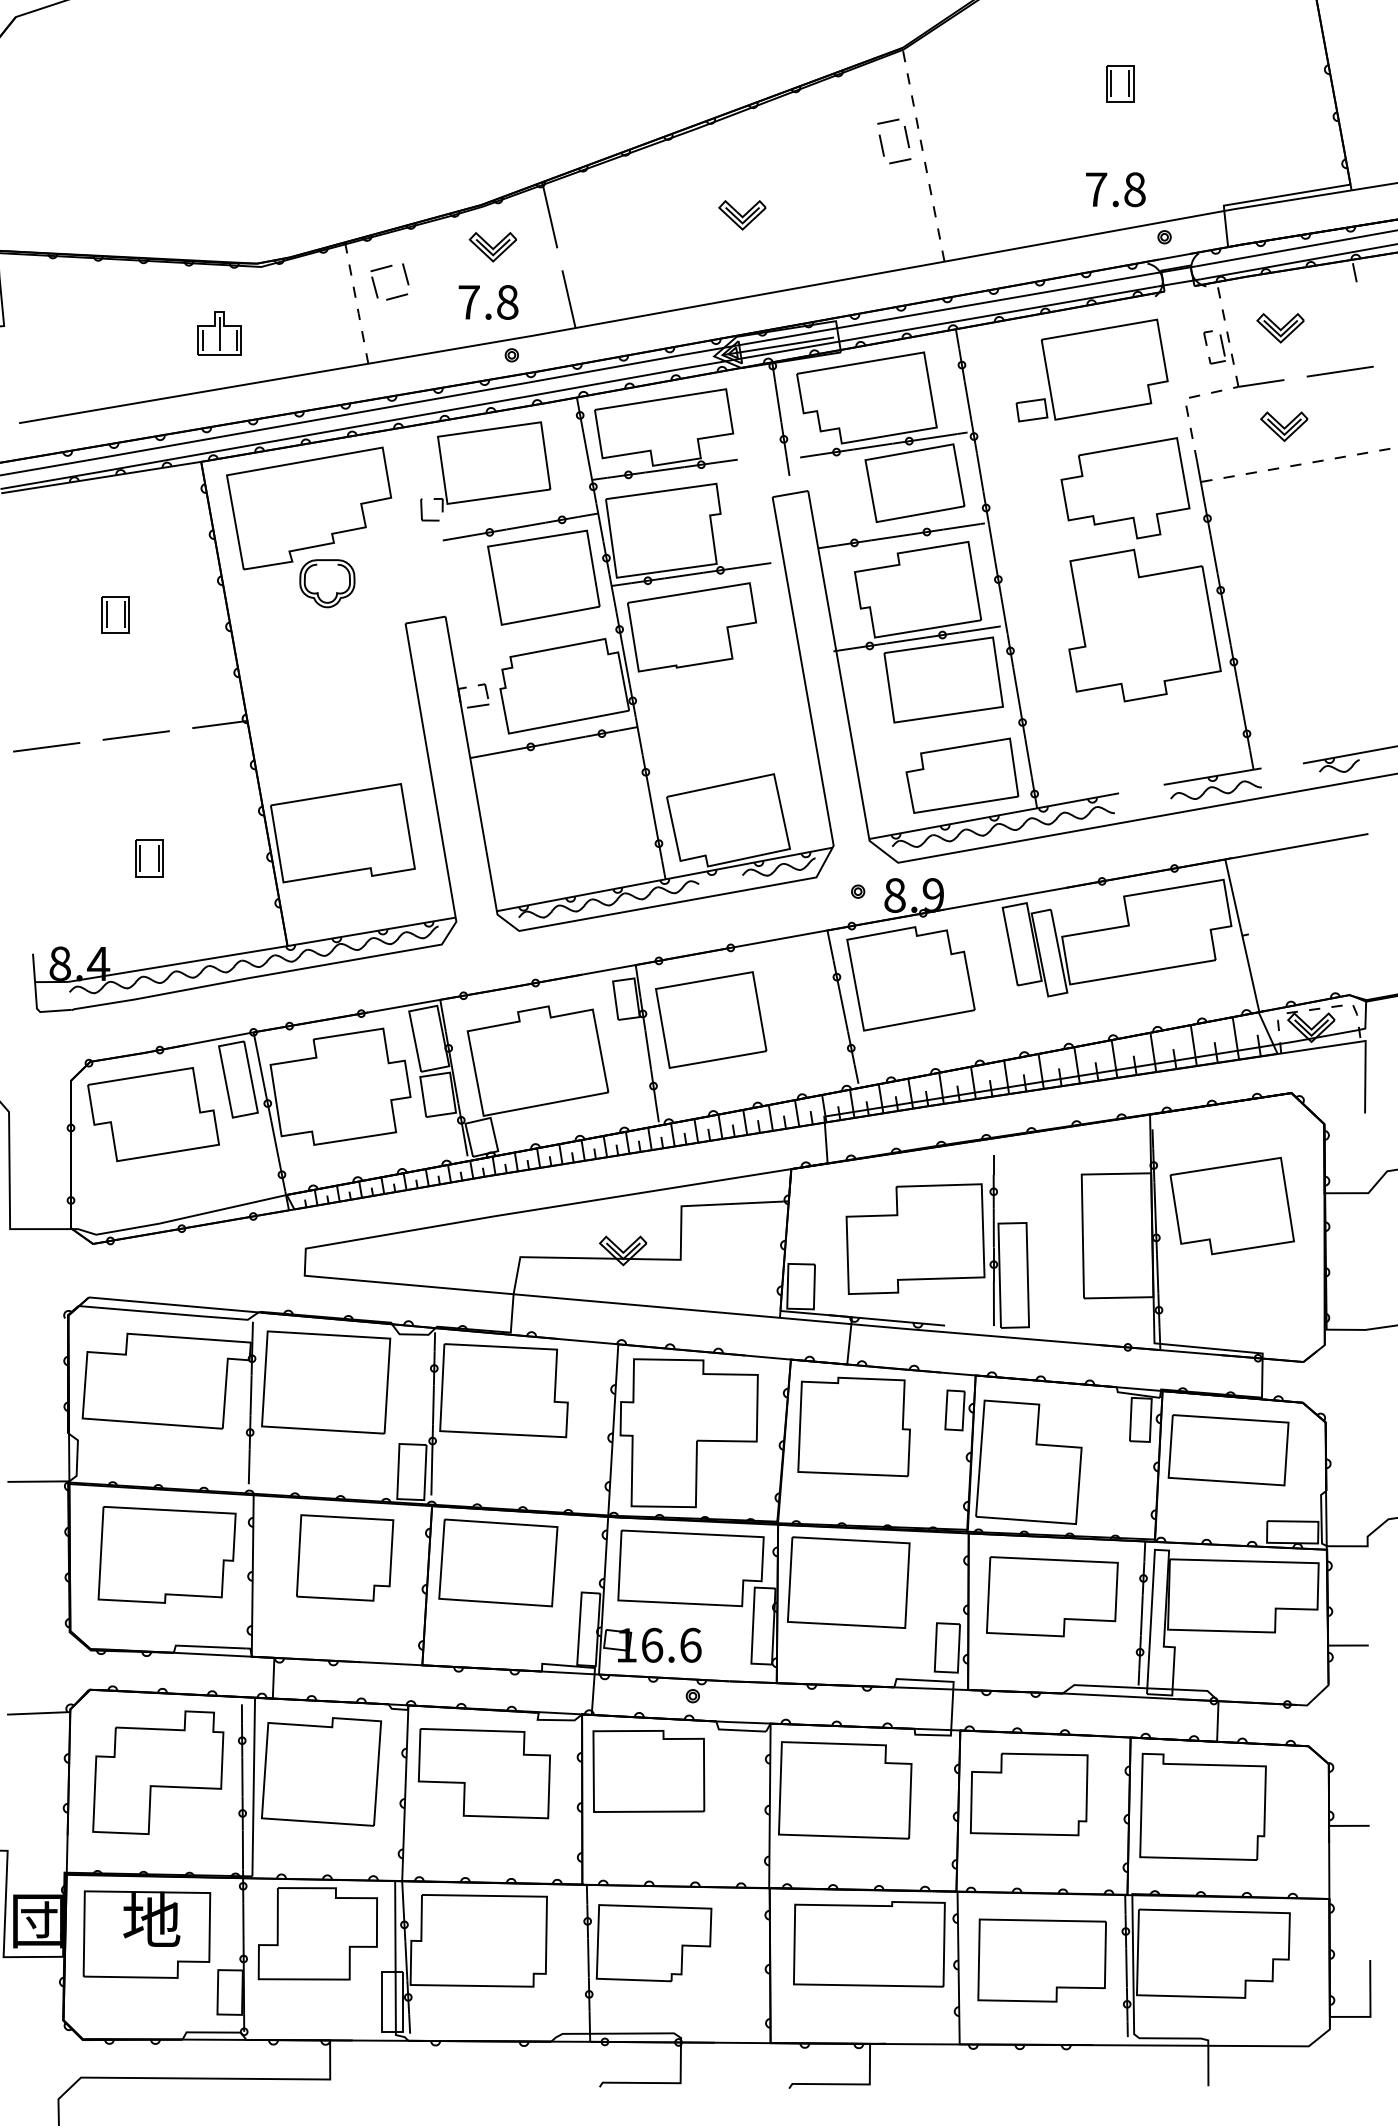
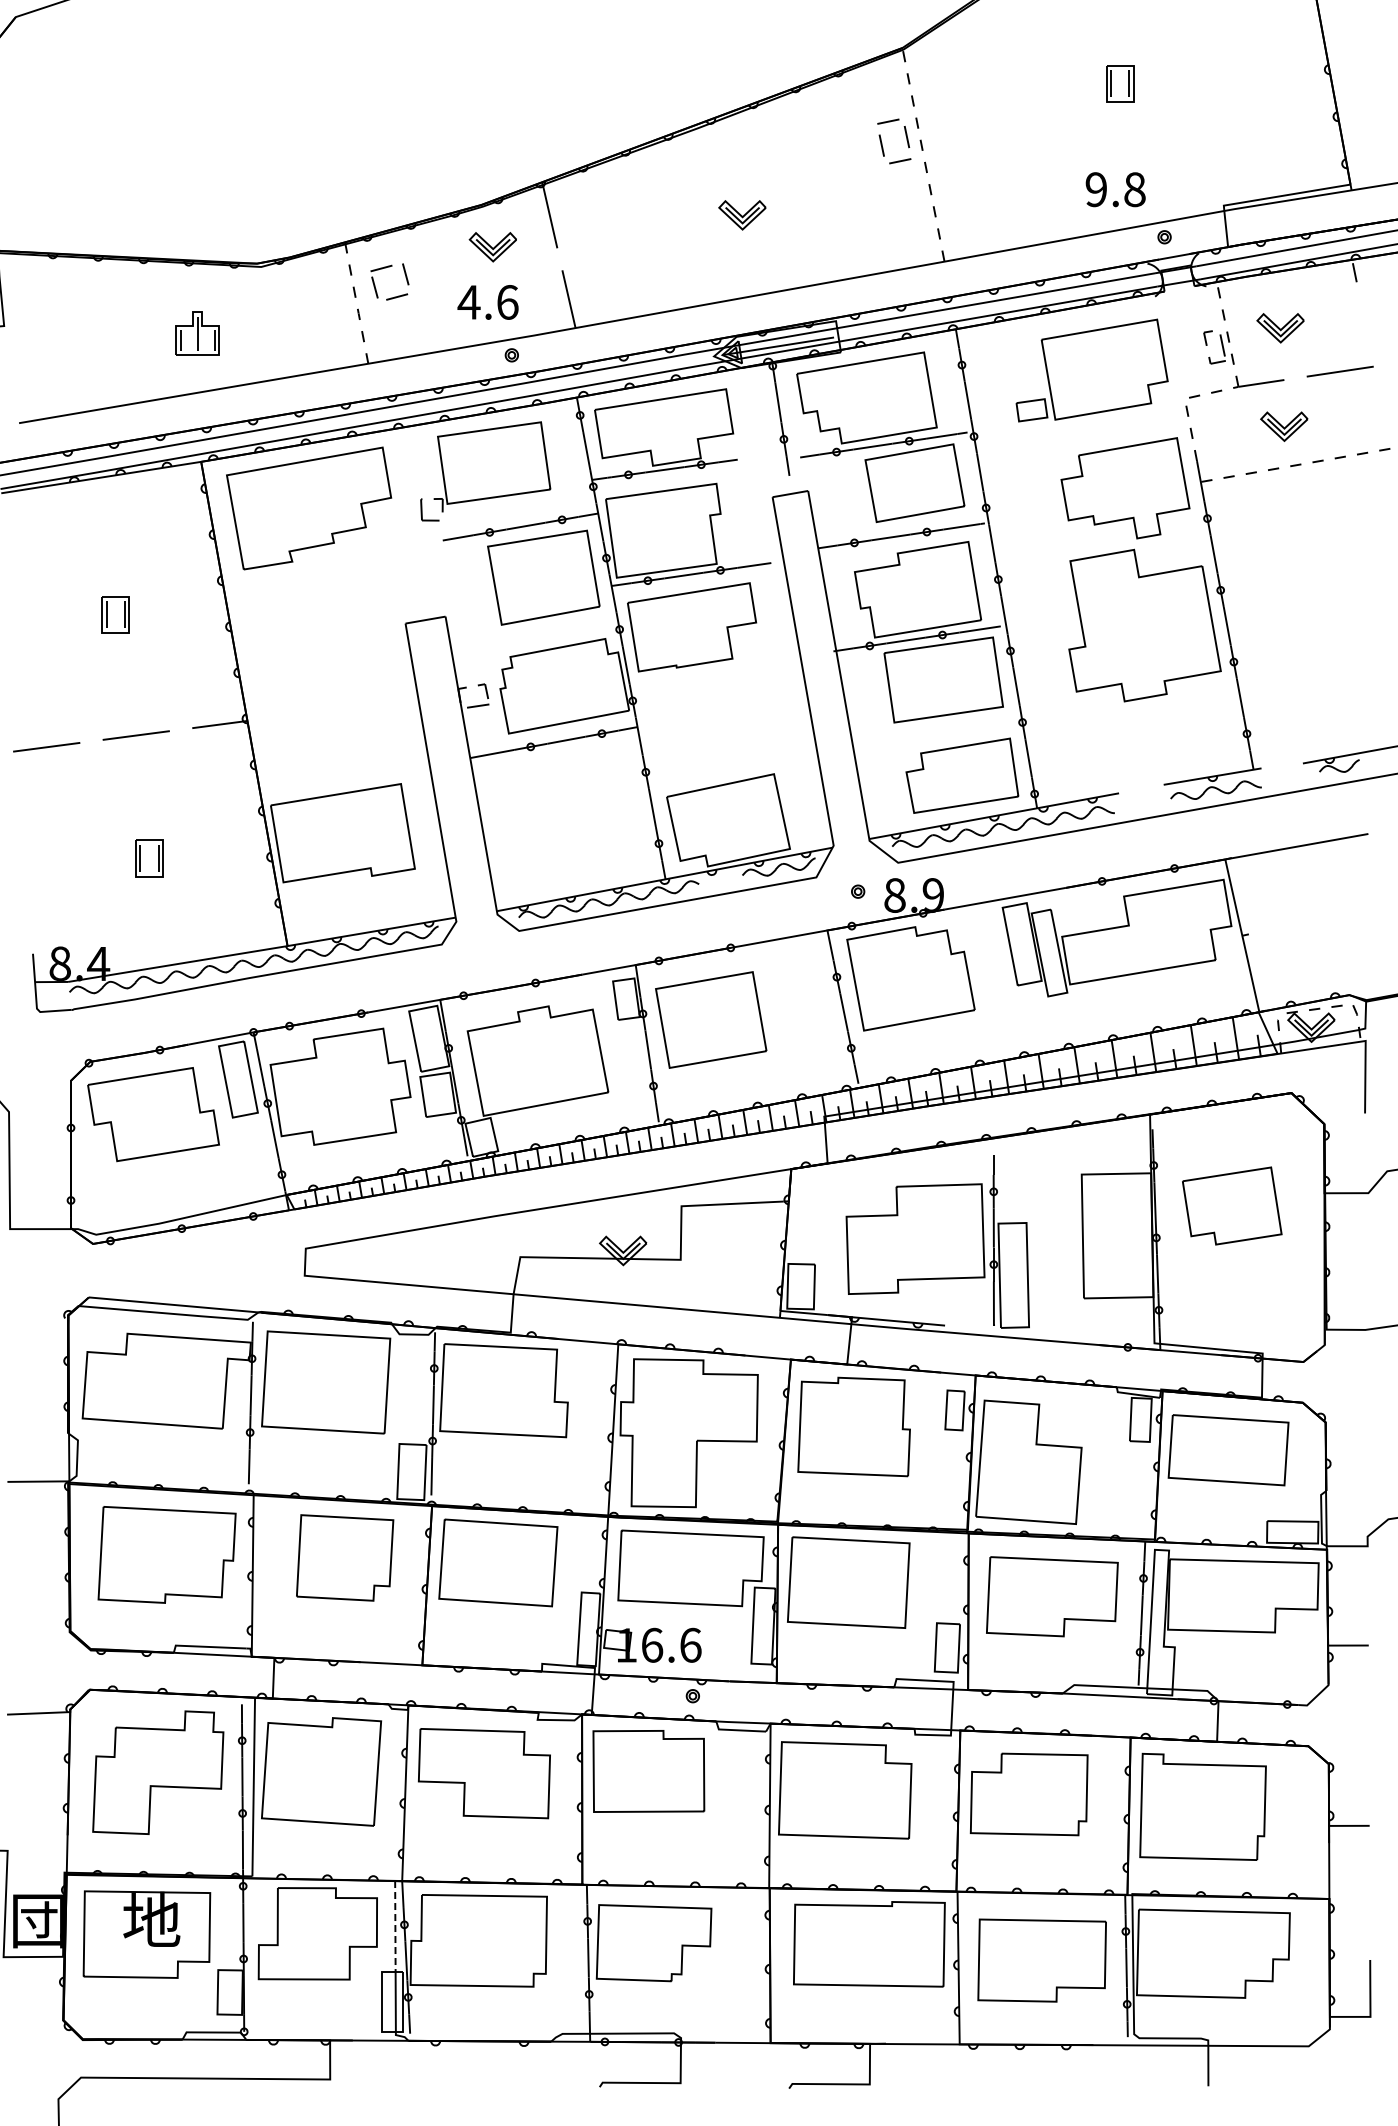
text: 7.8 -> 9.8 (1096, 189)
text: 7.8 -> 4.6 (487, 302)
part position: (219, 333) -> (197, 333) (197, 333)
part: present -> none (327, 583)
part size: 126x100 px -> 101x80 px (1232, 1205)
line: solid -> dashed (395, 1925)
